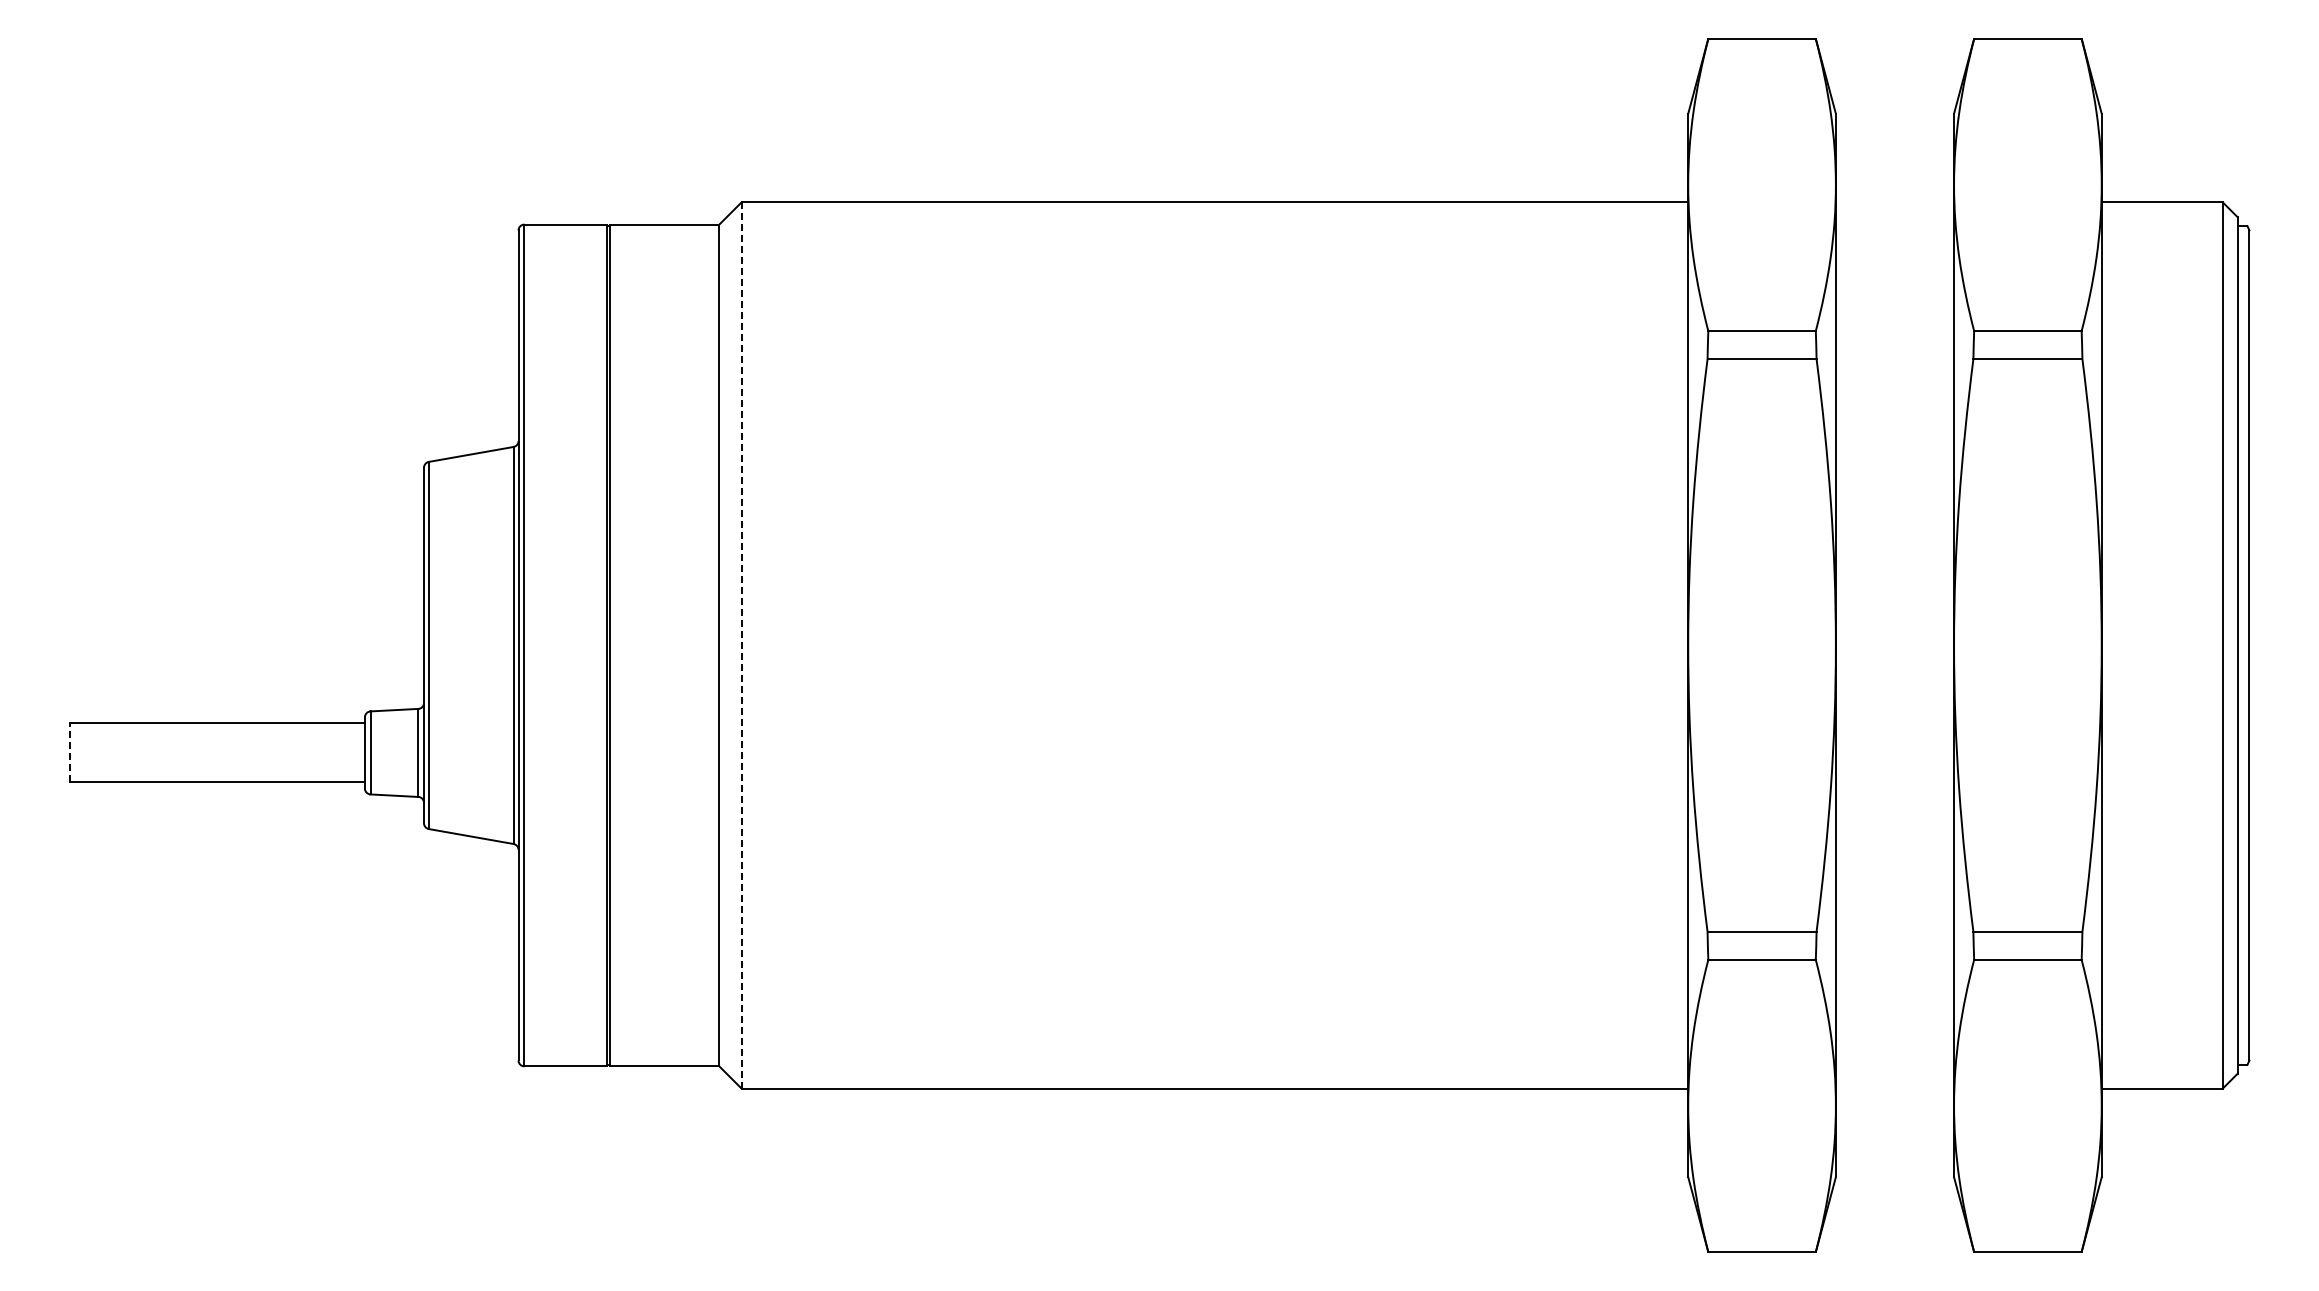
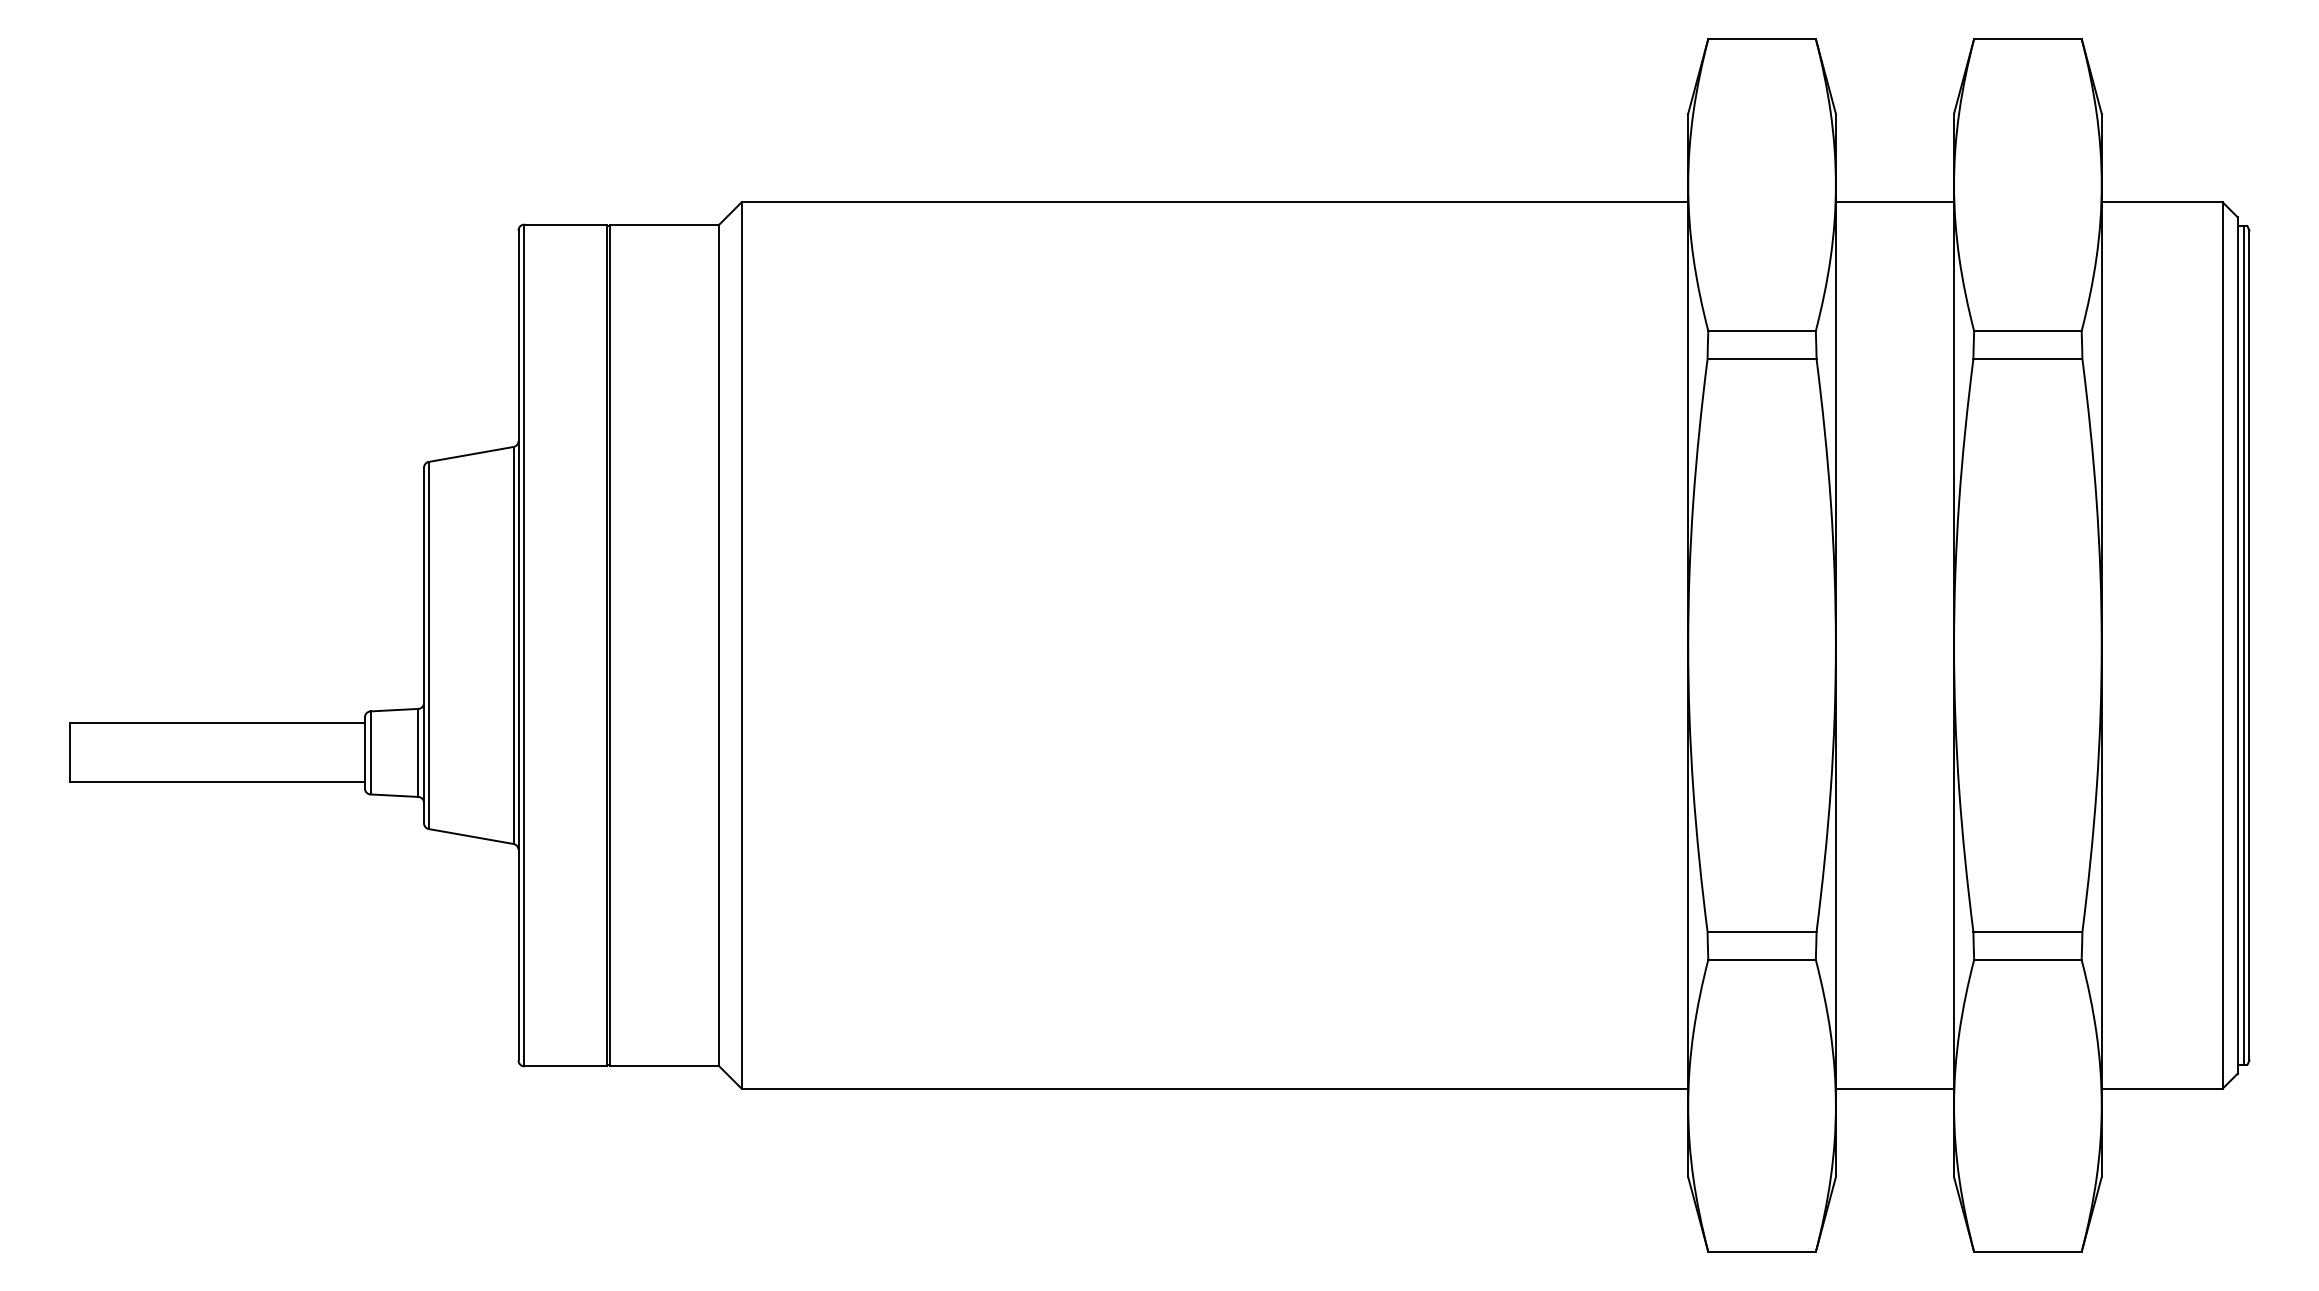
line: none -> present (1894, 202)
line: dashed -> solid (741, 644)
line: none -> present (2243, 645)
line: dashed -> solid (69, 752)
line: none -> present (1894, 1088)
